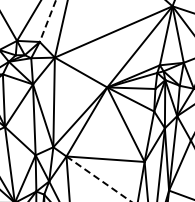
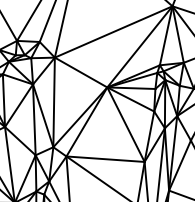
line: dashed -> solid (47, 21)
line: dashed -> solid (98, 179)
